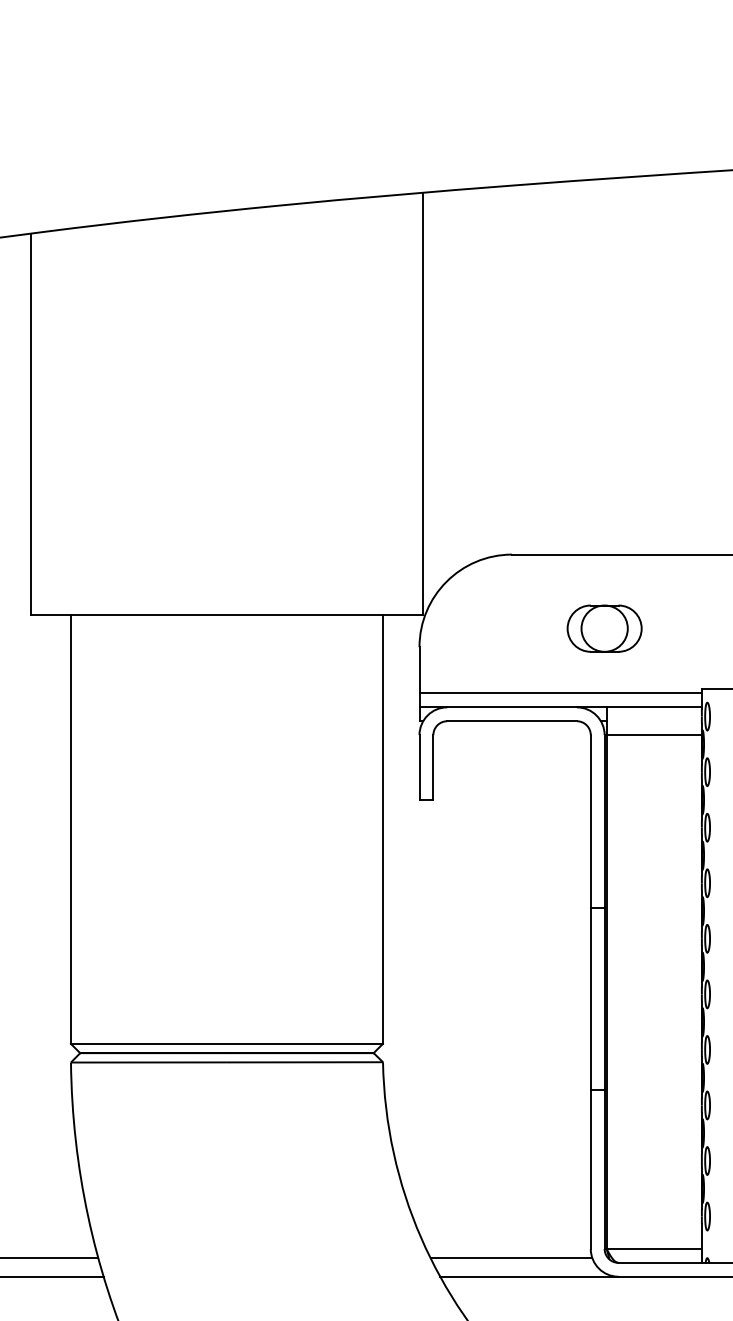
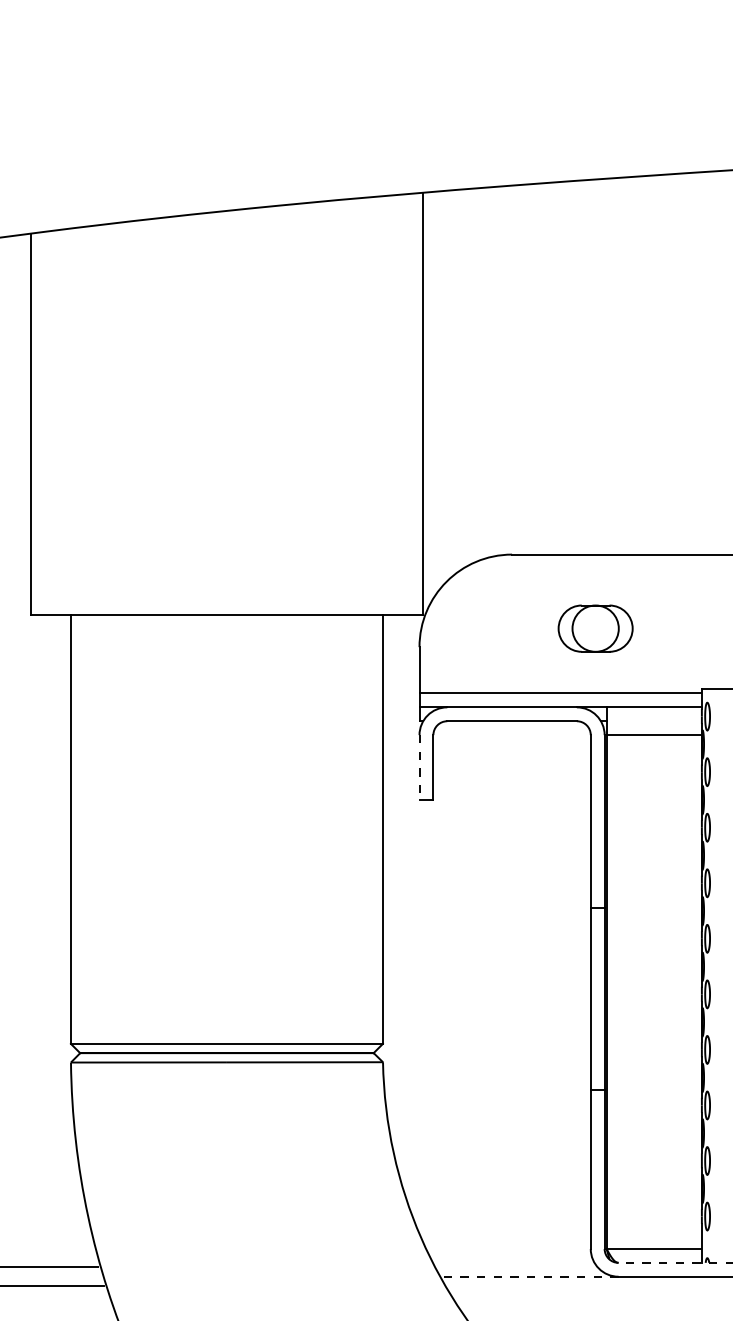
part position: (604, 628) -> (595, 628) (595, 628)
line: solid -> dashed (419, 768)
line position: (50, 1258) -> (50, 1267) (50, 1267)
line: present -> none (511, 1258)
line: solid -> dashed (675, 1262)
line position: (52, 1276) -> (52, 1285) (52, 1285)
line: solid -> dashed (528, 1276)
